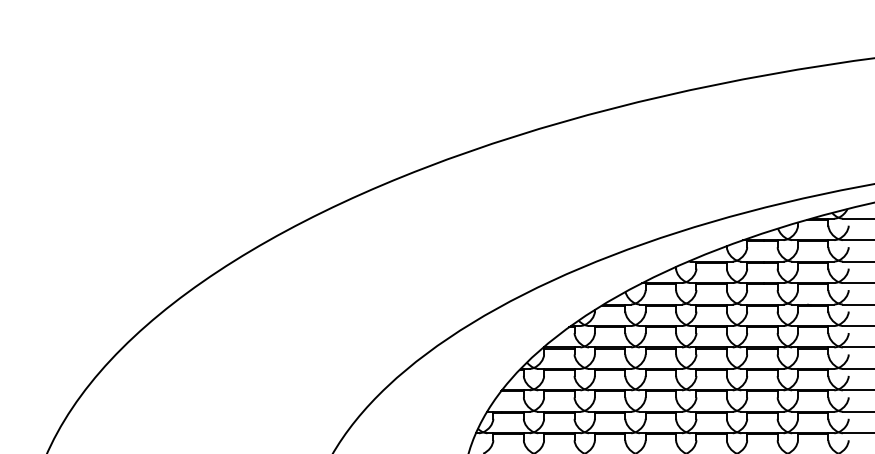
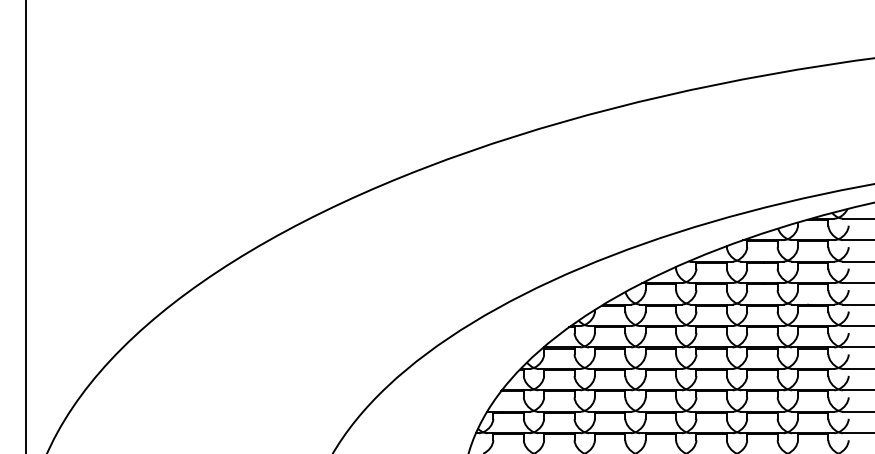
line: none -> present (26, 226)
